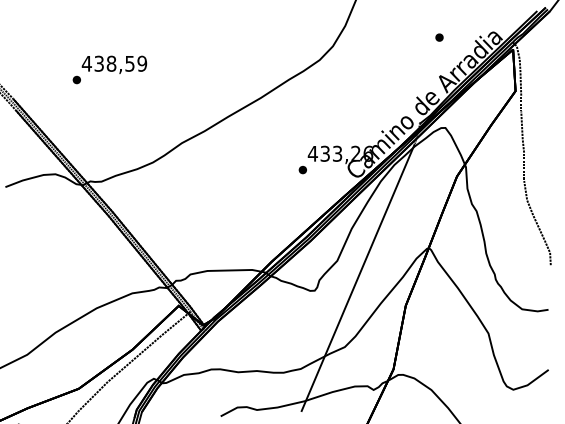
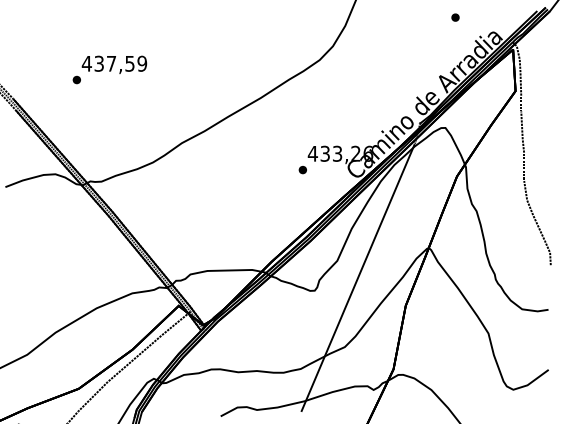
part position: (439, 37) -> (455, 17) (455, 17)
text: 438,59 -> 437,59 (111, 63)
